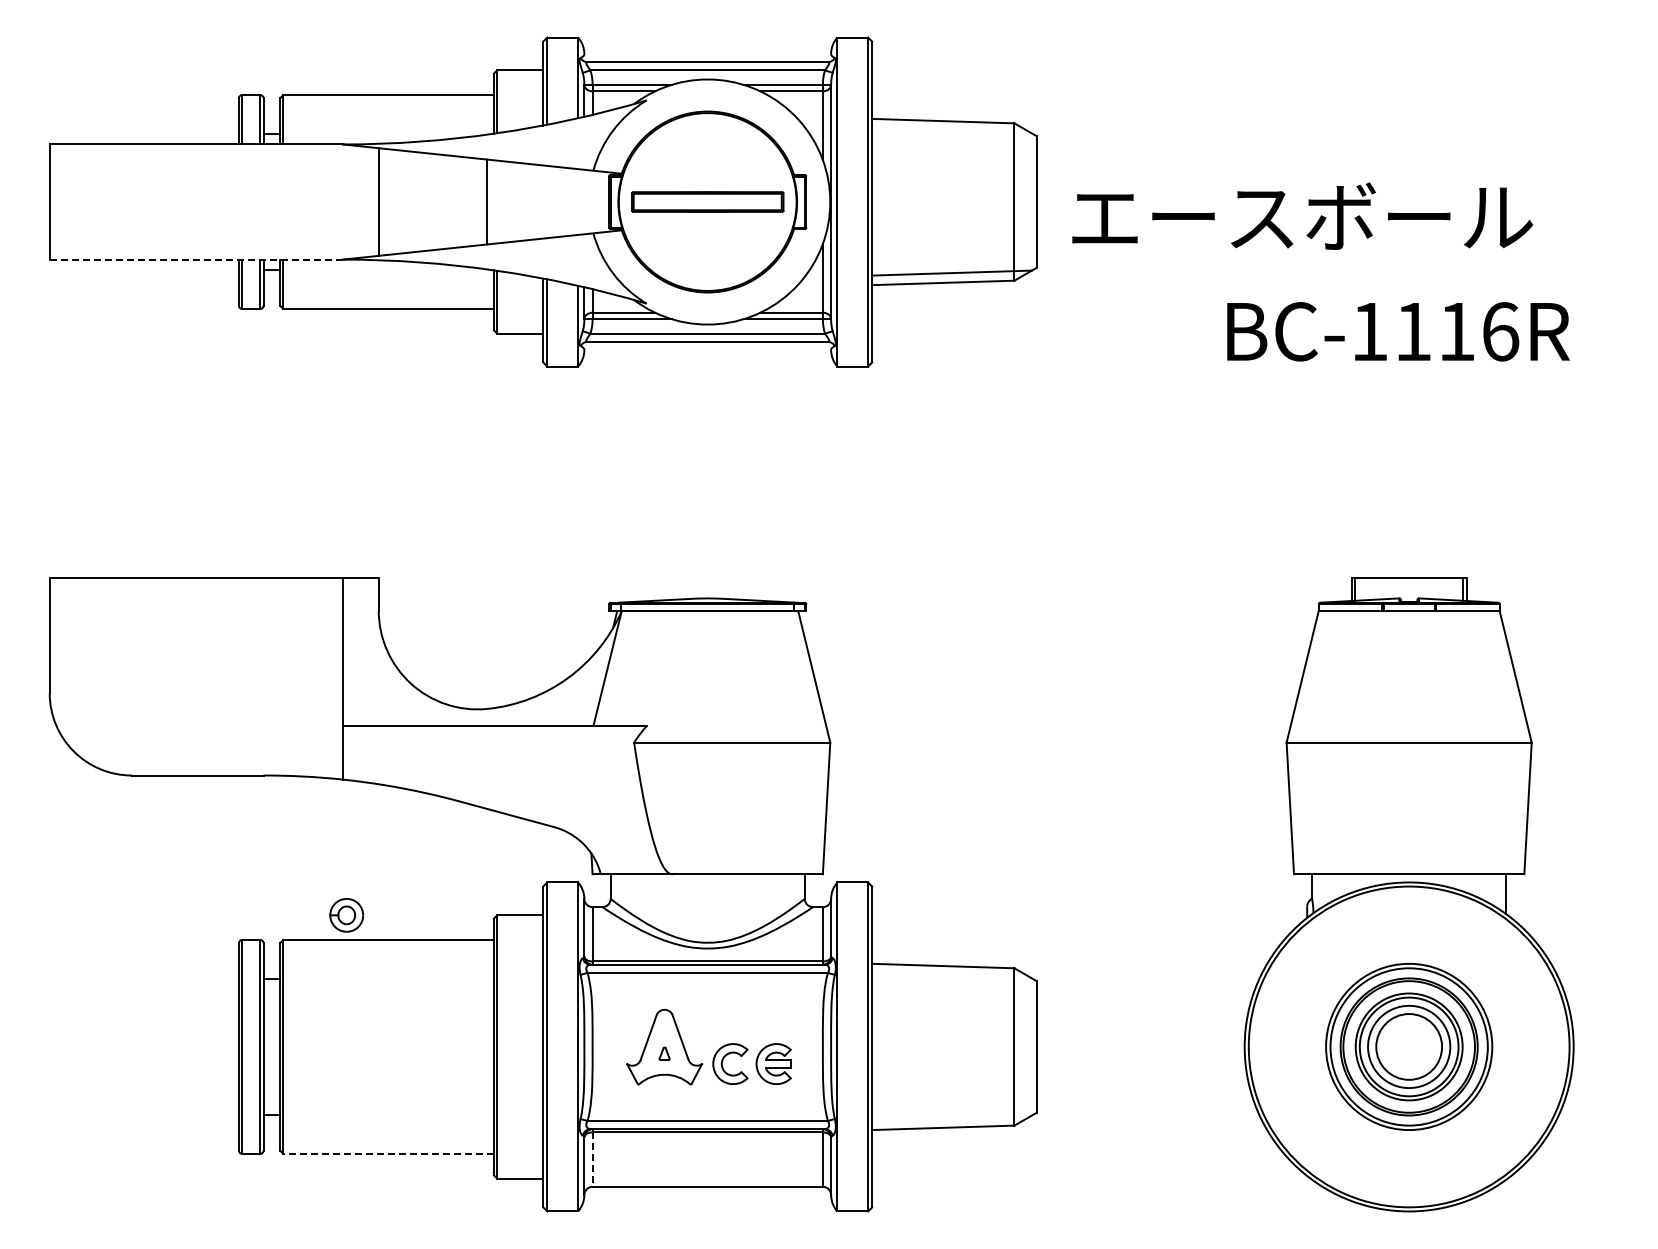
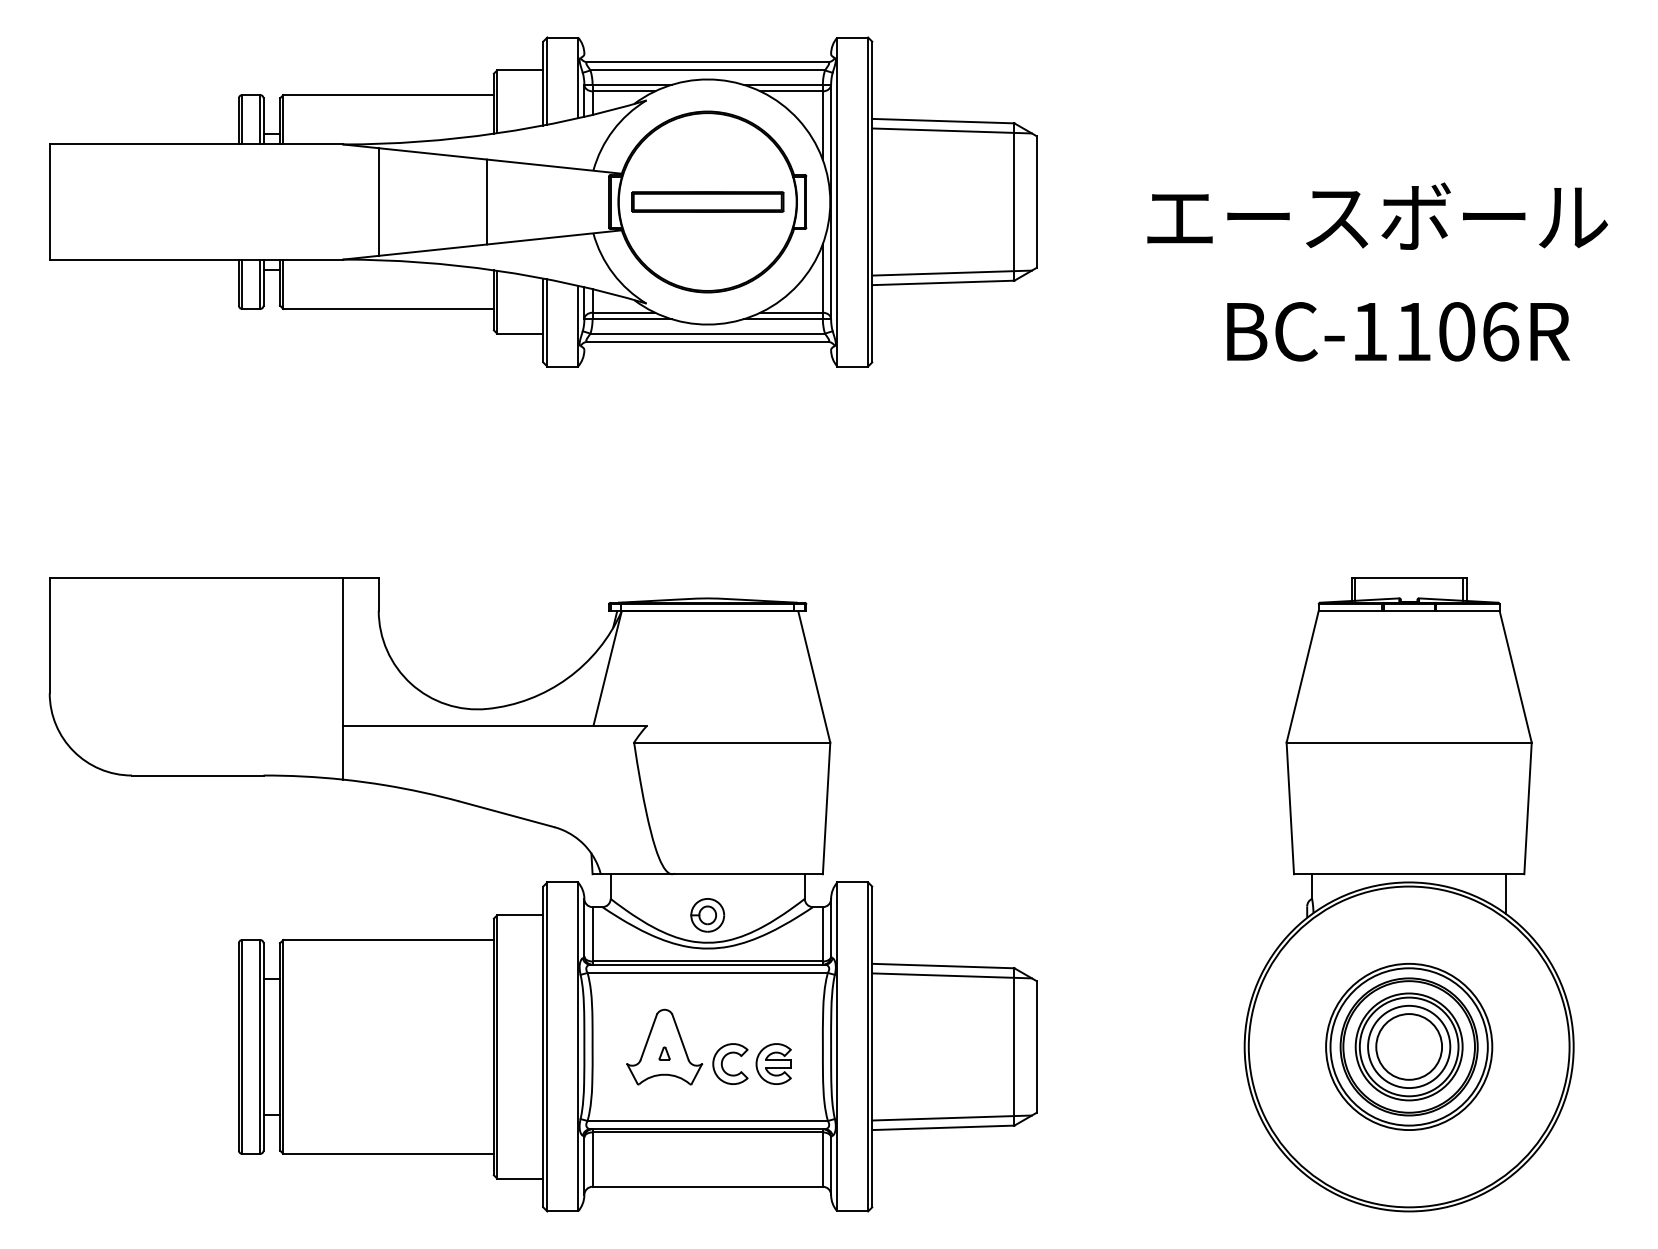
line: none -> present (951, 130)
text position: (1302, 215) -> (1377, 215) (1377, 215)
line: dashed -> solid (196, 259)
text: BC-1116R -> BC-1106R (1457, 331)
part position: (346, 915) -> (707, 915) (707, 915)
line: none -> present (951, 975)
line: none -> present (951, 1117)
line: dashed -> solid (388, 1153)
line: dashed -> solid (592, 1160)
